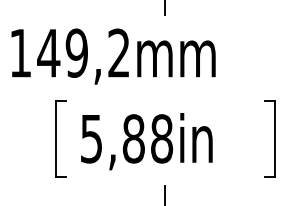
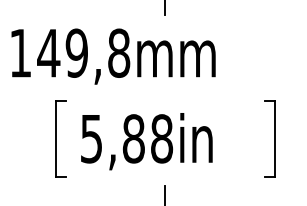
text: 149,2mm -> 149,8mm (119, 52)
